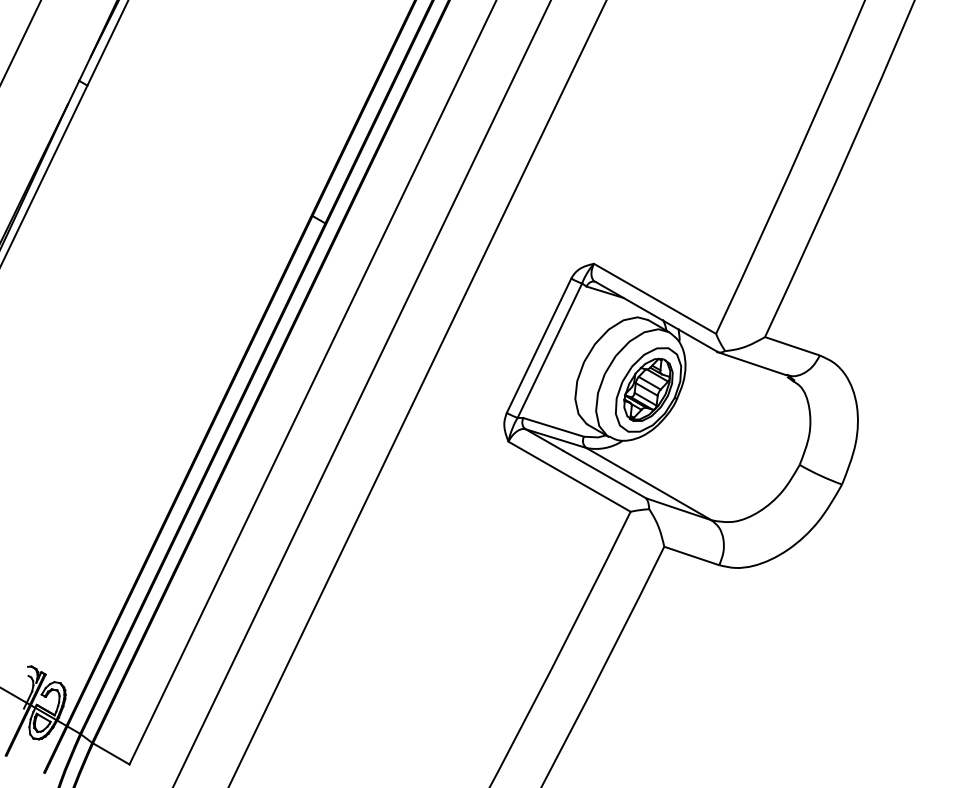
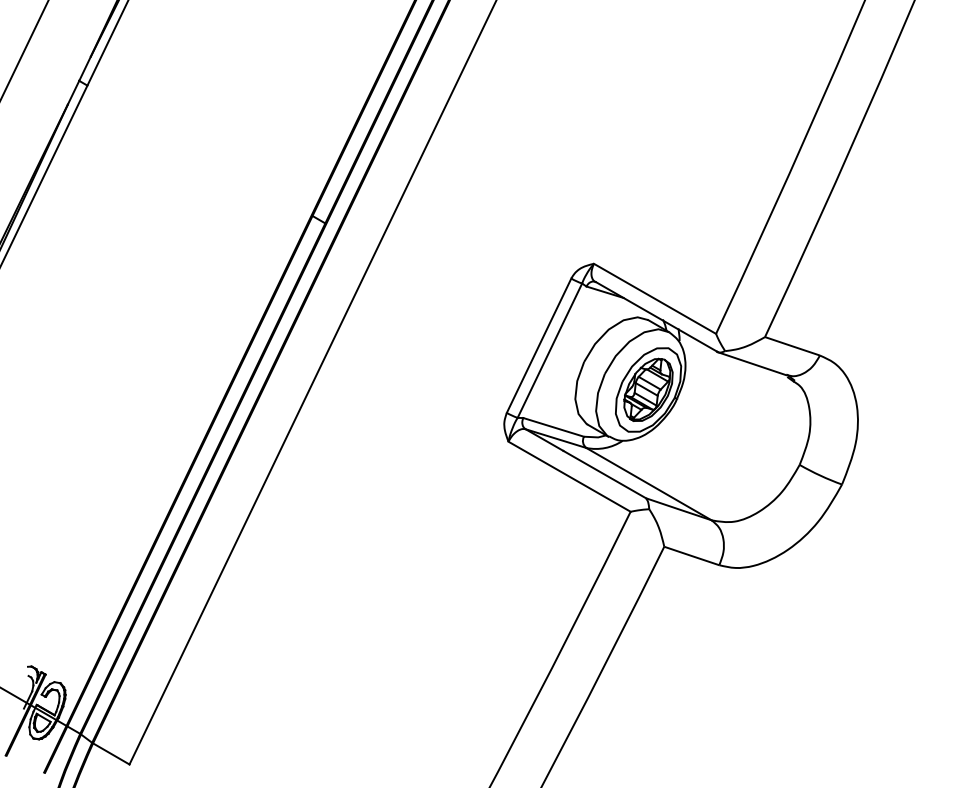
line position: (21, 41) -> (24, 49) (24, 49)
line: present -> none (361, 393)
line: present -> none (417, 393)
